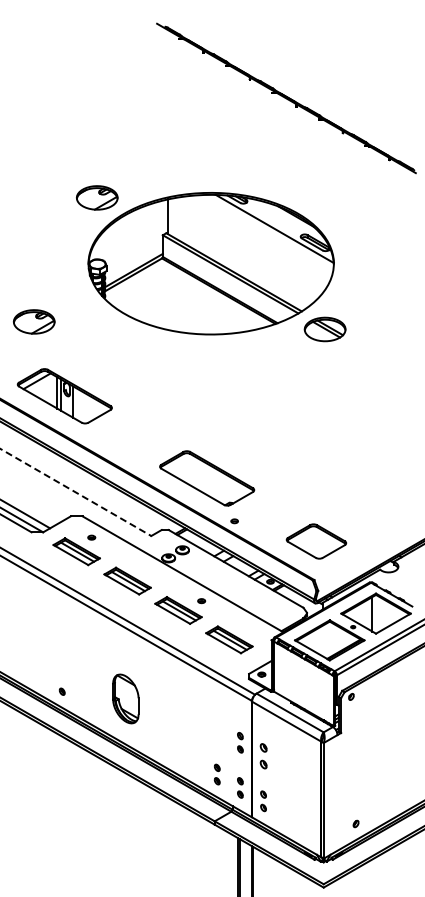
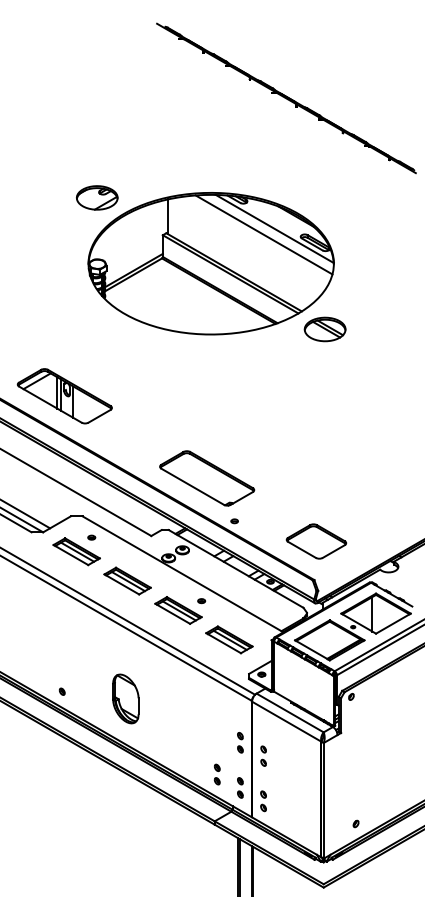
line: none -> present (263, 234)
part: present -> none (34, 321)
line: dashed -> solid (76, 492)
part size: 9x27 px -> 7x22 px (263, 755)
